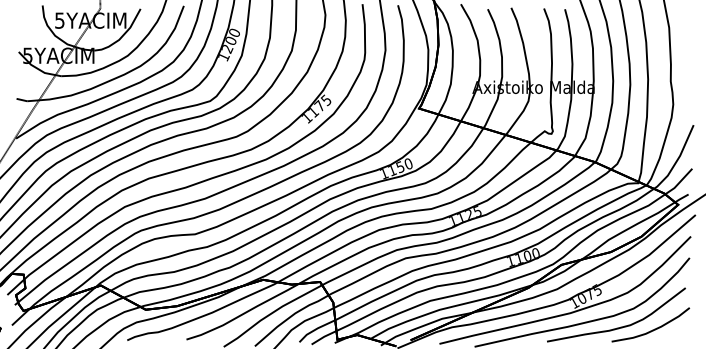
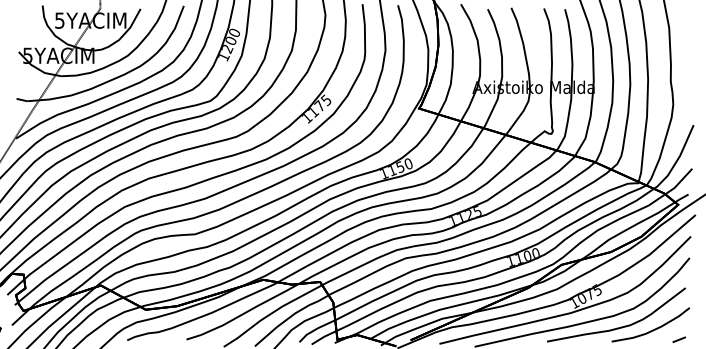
line: none -> present (678, 339)
